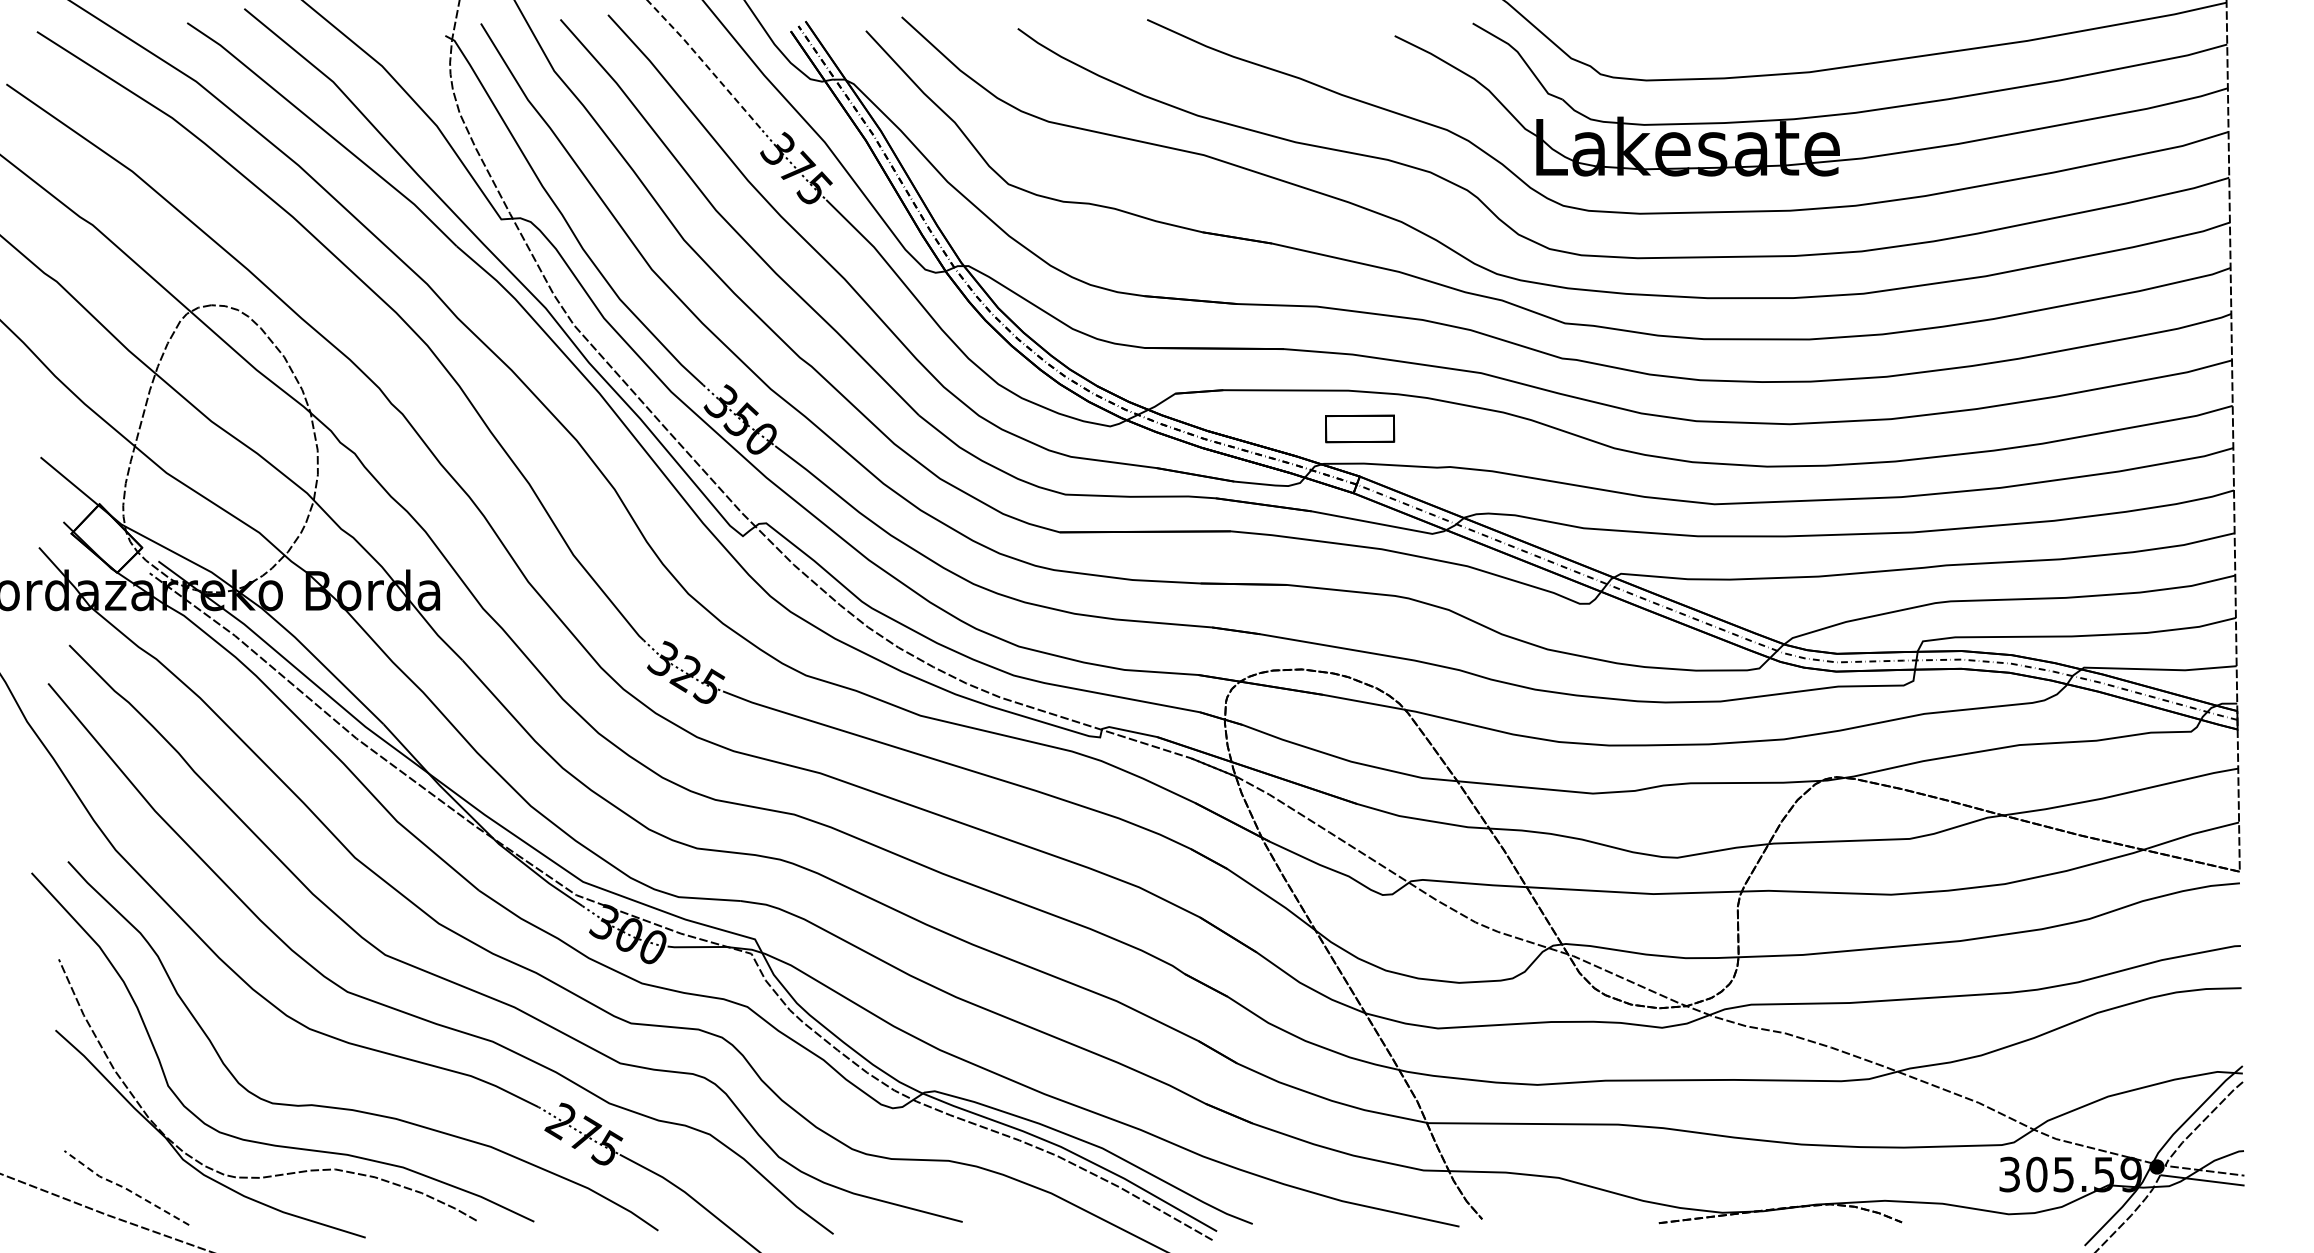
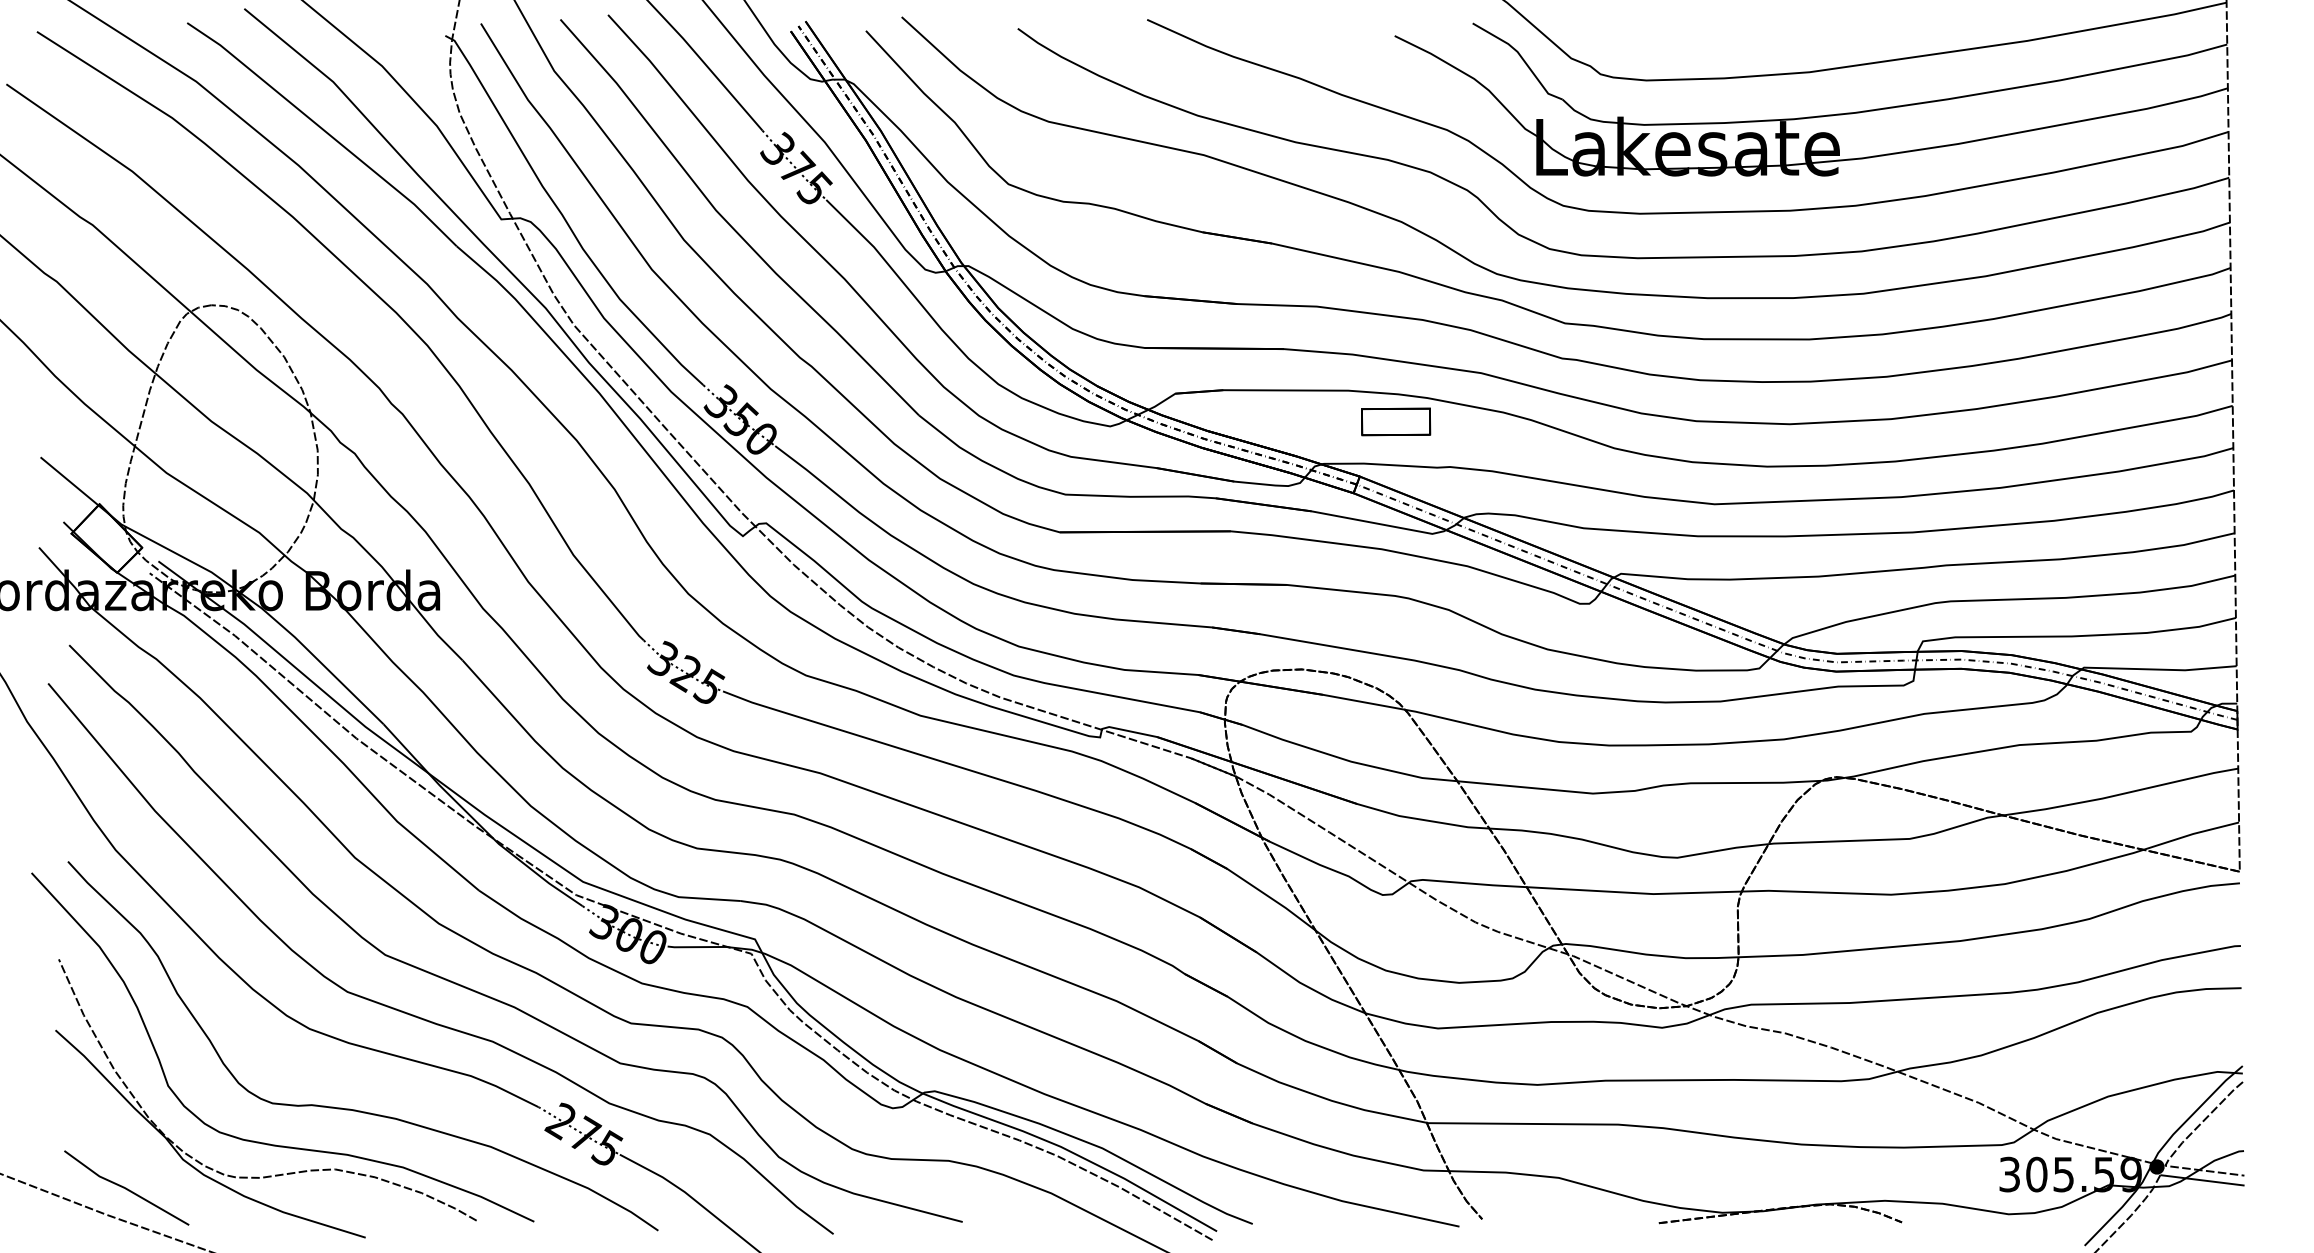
line: dashed -> solid (705, 64)
part position: (1360, 428) -> (1396, 421) (1396, 421)
line: dashed -> solid (124, 1187)
